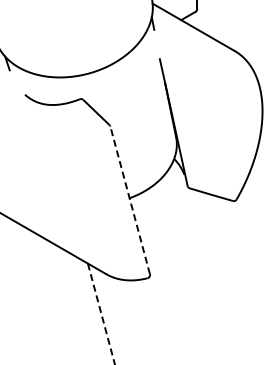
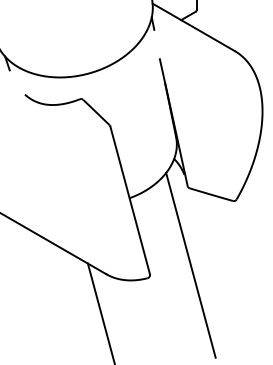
line: dashed -> solid (130, 199)
line: none -> present (190, 264)
line: dashed -> solid (101, 314)
